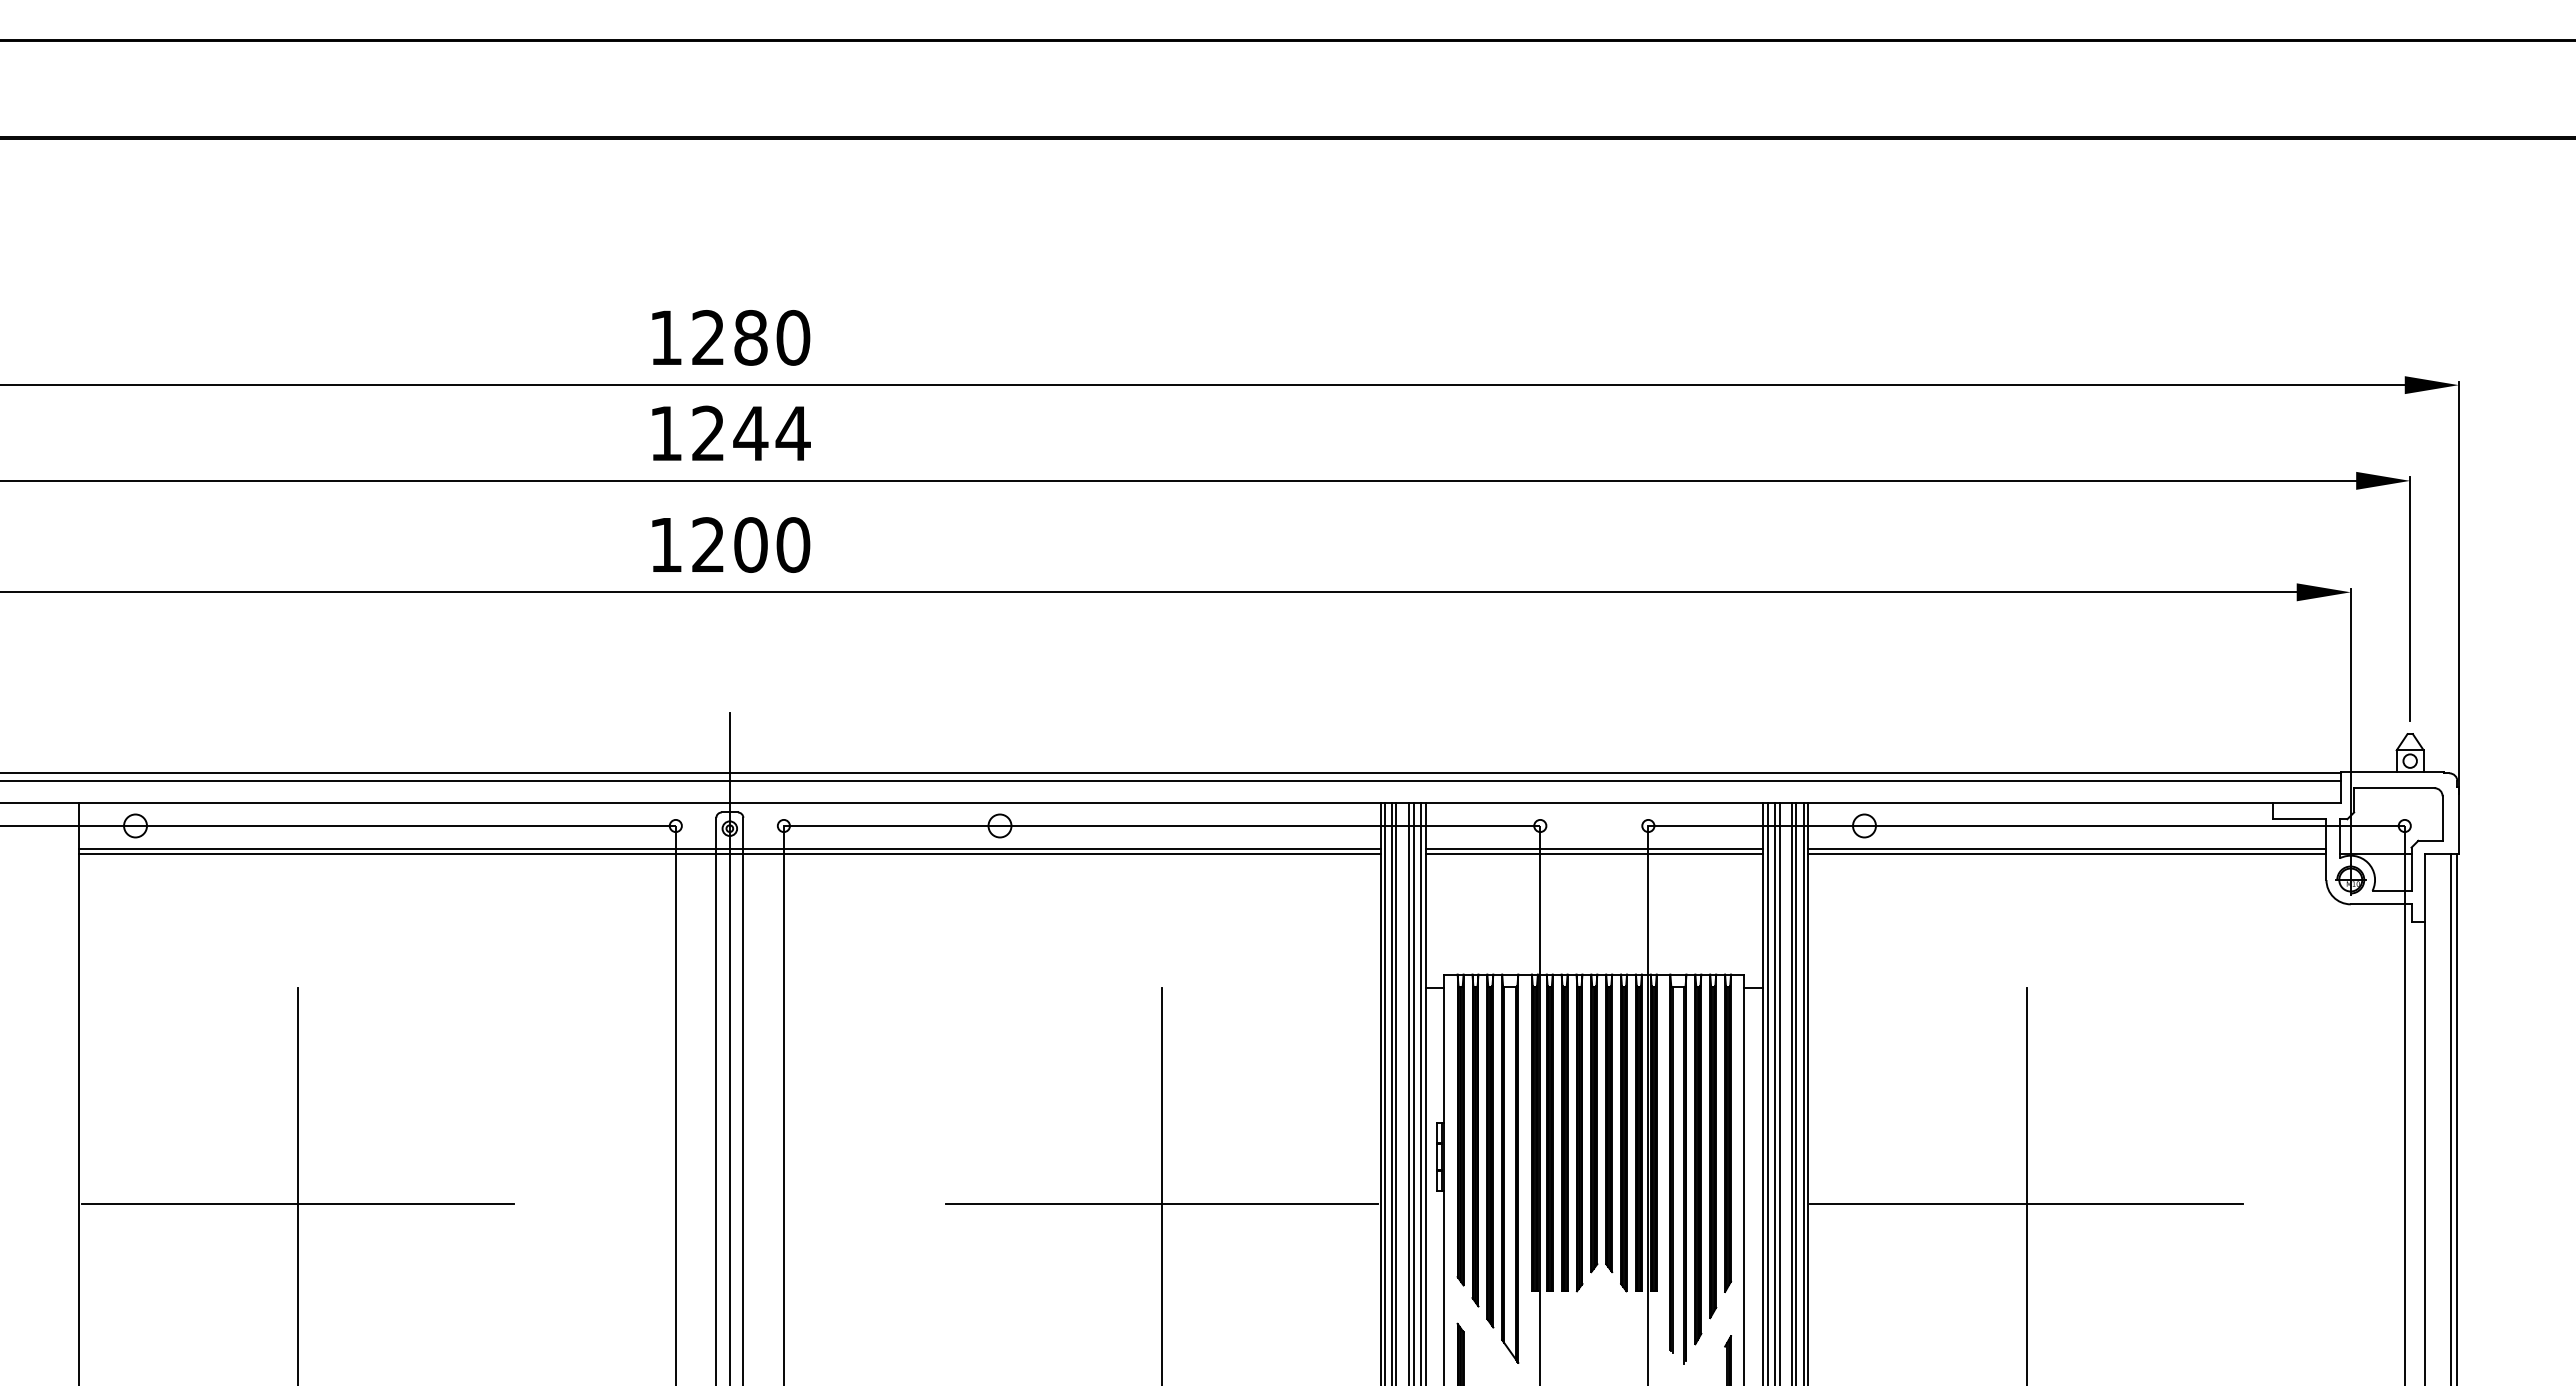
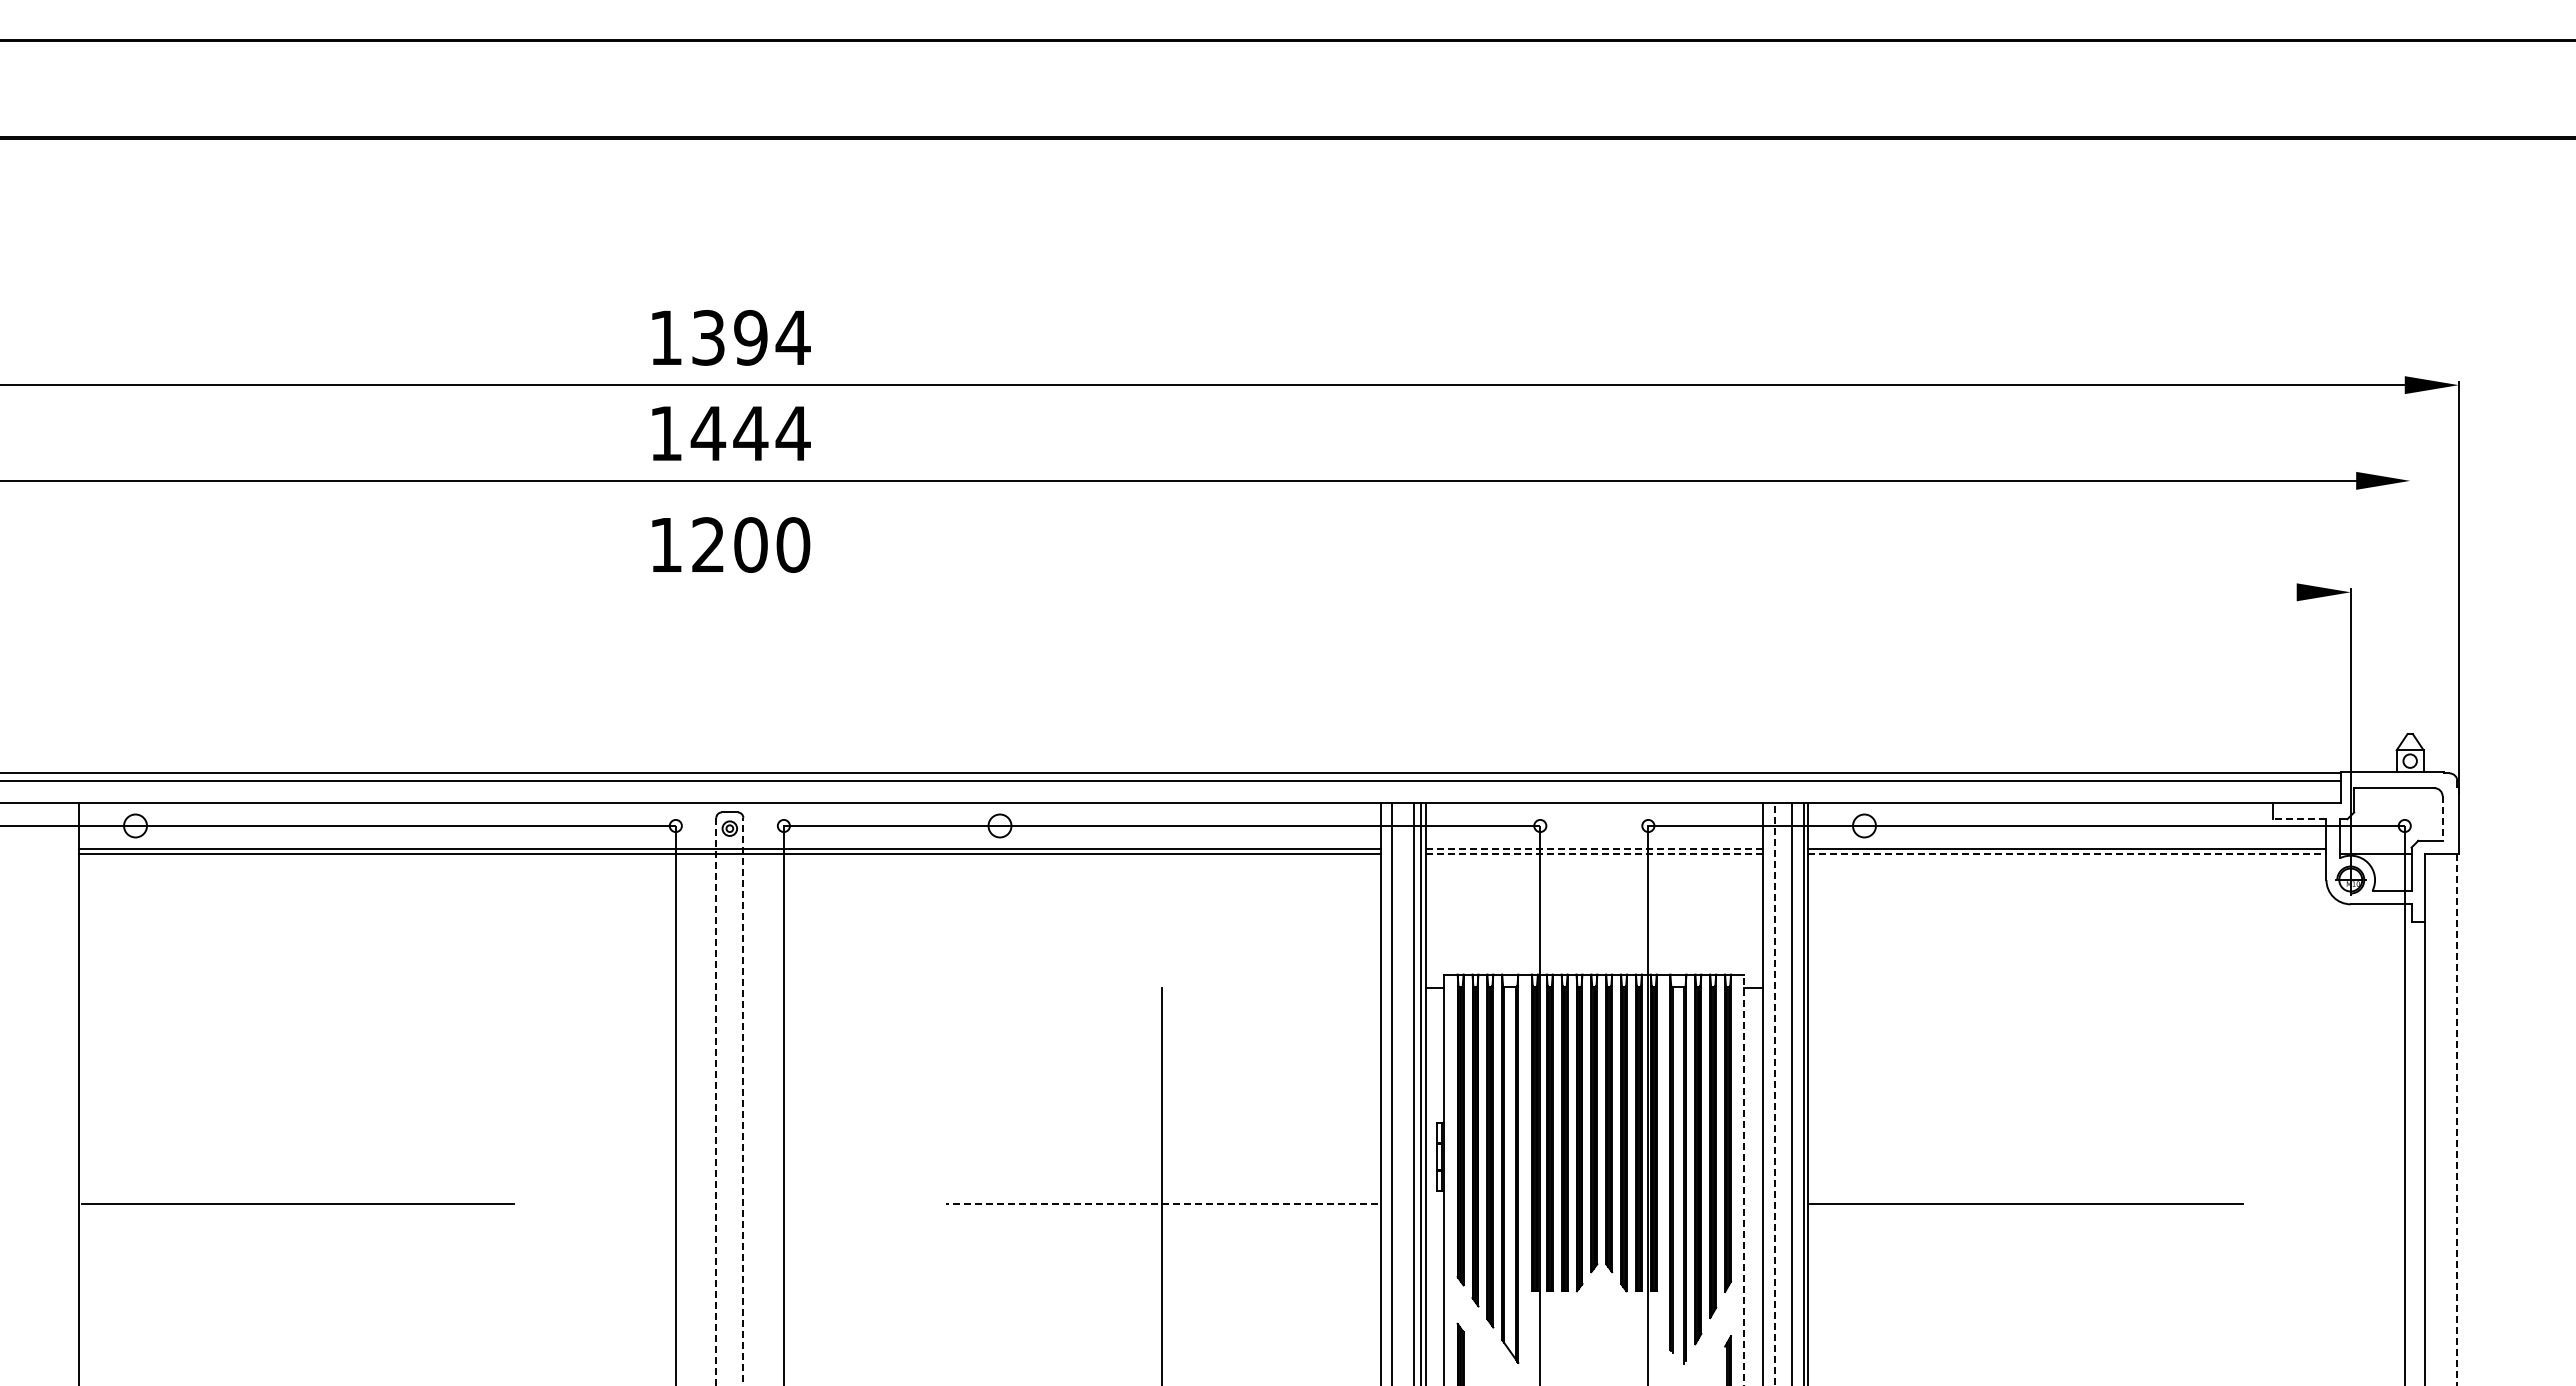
text: 1280 -> 1394 (751, 337)
text: 1244 -> 1444 (708, 432)
line: present -> none (1149, 592)
line: present -> none (2410, 598)
line: solid -> dashed (2299, 819)
line: solid -> dashed (2442, 819)
line: solid -> dashed (1593, 848)
line: solid -> dashed (1593, 854)
line: solid -> dashed (2067, 854)
line: present -> none (729, 1047)
line: present -> none (1384, 1092)
line: present -> none (1396, 1092)
line: present -> none (1408, 1092)
line: present -> none (1768, 1092)
line: present -> none (1779, 1092)
line: present -> none (1796, 1092)
line: solid -> dashed (1774, 1093)
line: solid -> dashed (716, 1101)
line: solid -> dashed (743, 1101)
line: present -> none (2450, 1118)
line: solid -> dashed (2457, 1120)
line: solid -> dashed (1744, 1179)
line: present -> none (297, 1185)
line: present -> none (2026, 1185)
line: solid -> dashed (1161, 1204)
